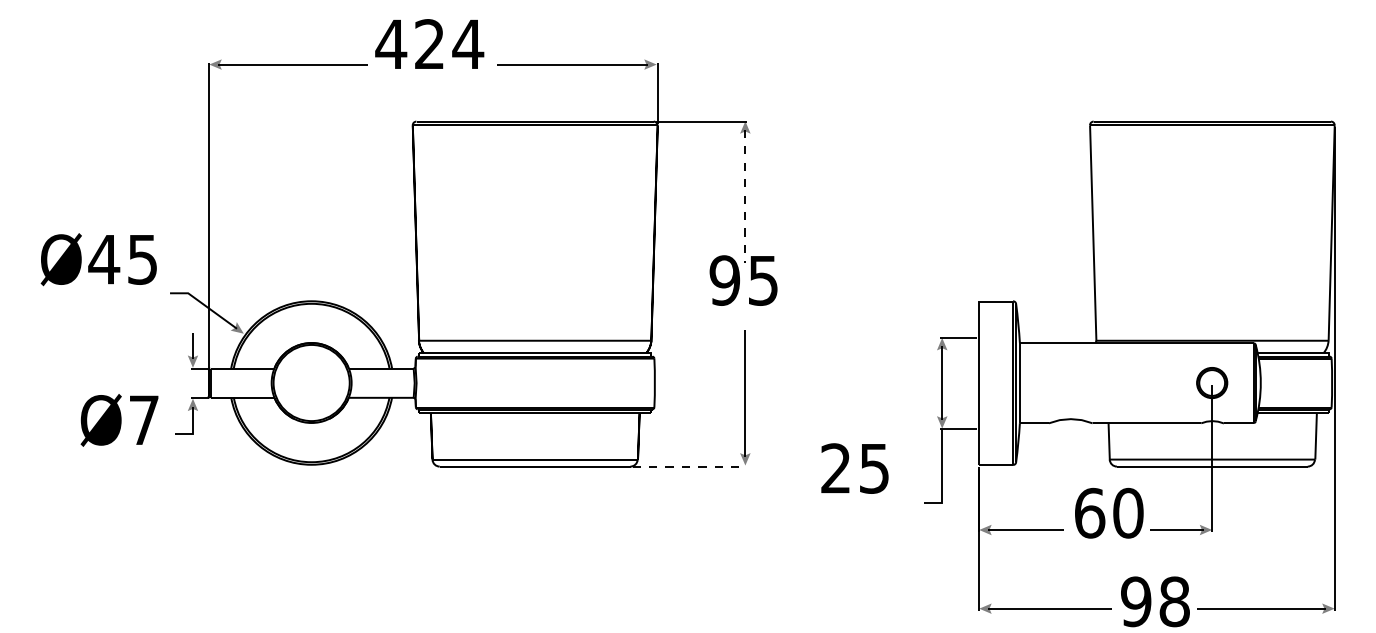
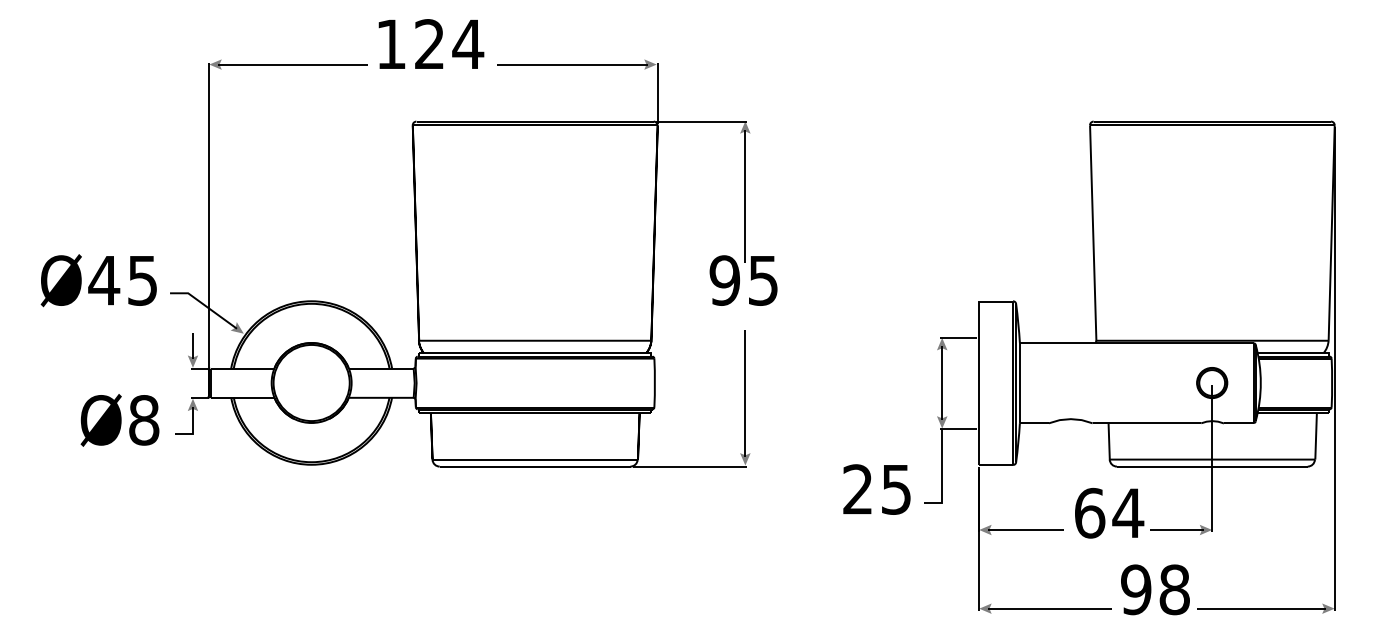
text: 424 -> 124 (391, 43)
line: dashed -> solid (745, 196)
text position: (98, 259) -> (98, 280) (98, 280)
text: Ø7 -> Ø8 (144, 420)
line: dashed -> solid (690, 466)
text position: (854, 468) -> (876, 489) (876, 489)
text: 60 -> 64 (1128, 512)
text position: (1155, 601) -> (1155, 589) (1155, 589)
